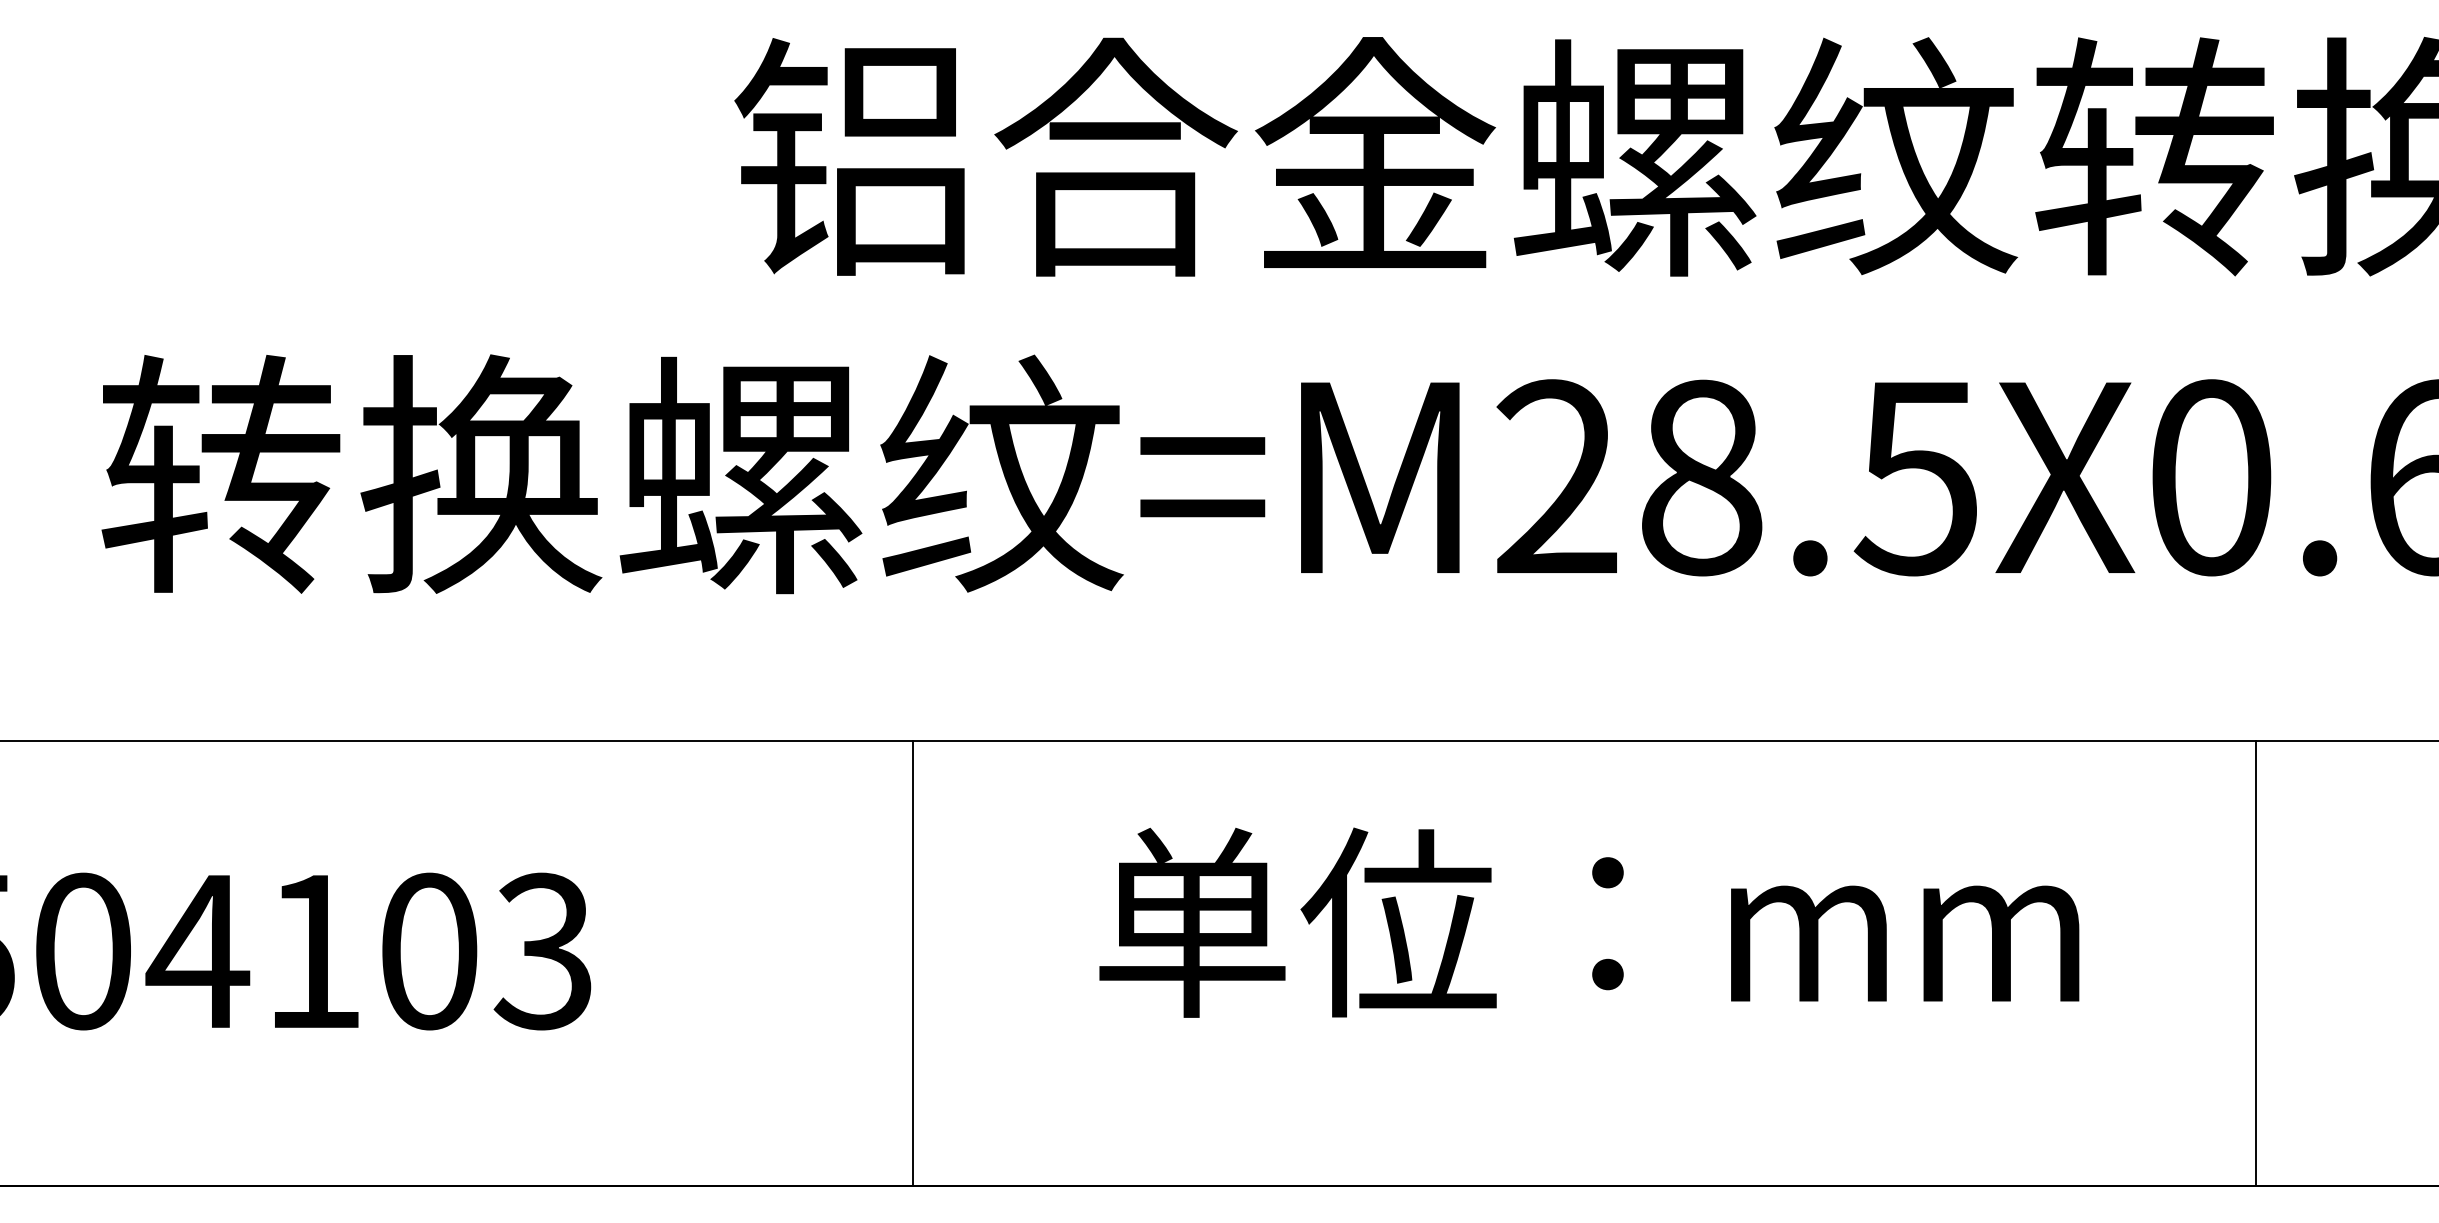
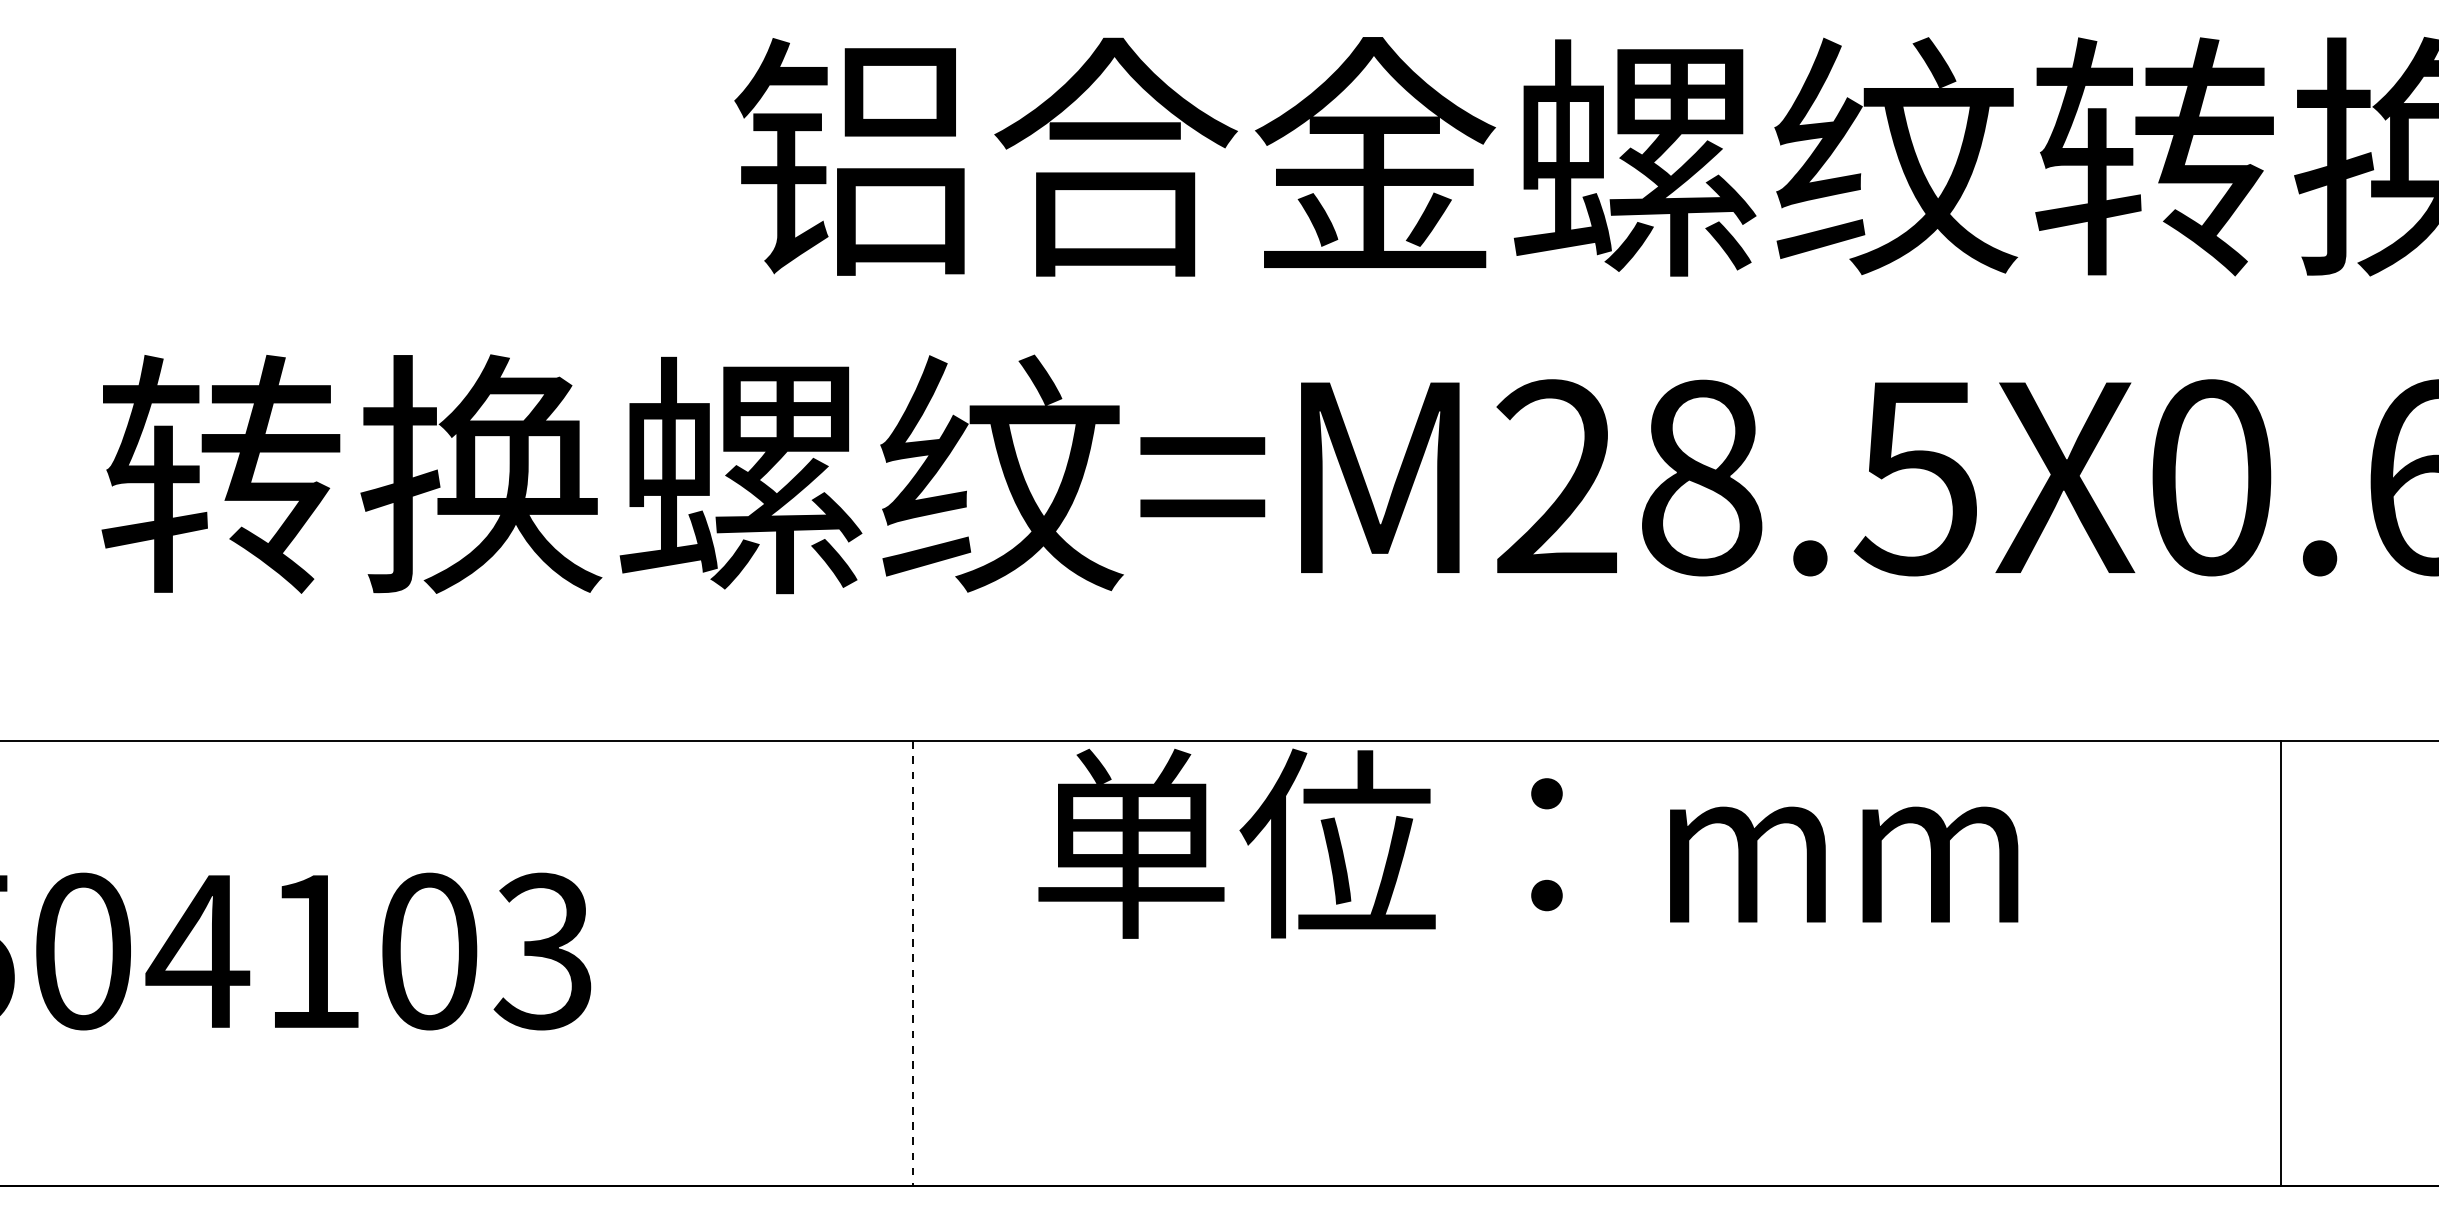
text position: (1589, 922) -> (1528, 843) (1528, 843)
line: solid -> dashed (912, 963)
line position: (2256, 963) -> (2281, 963) (2281, 963)
